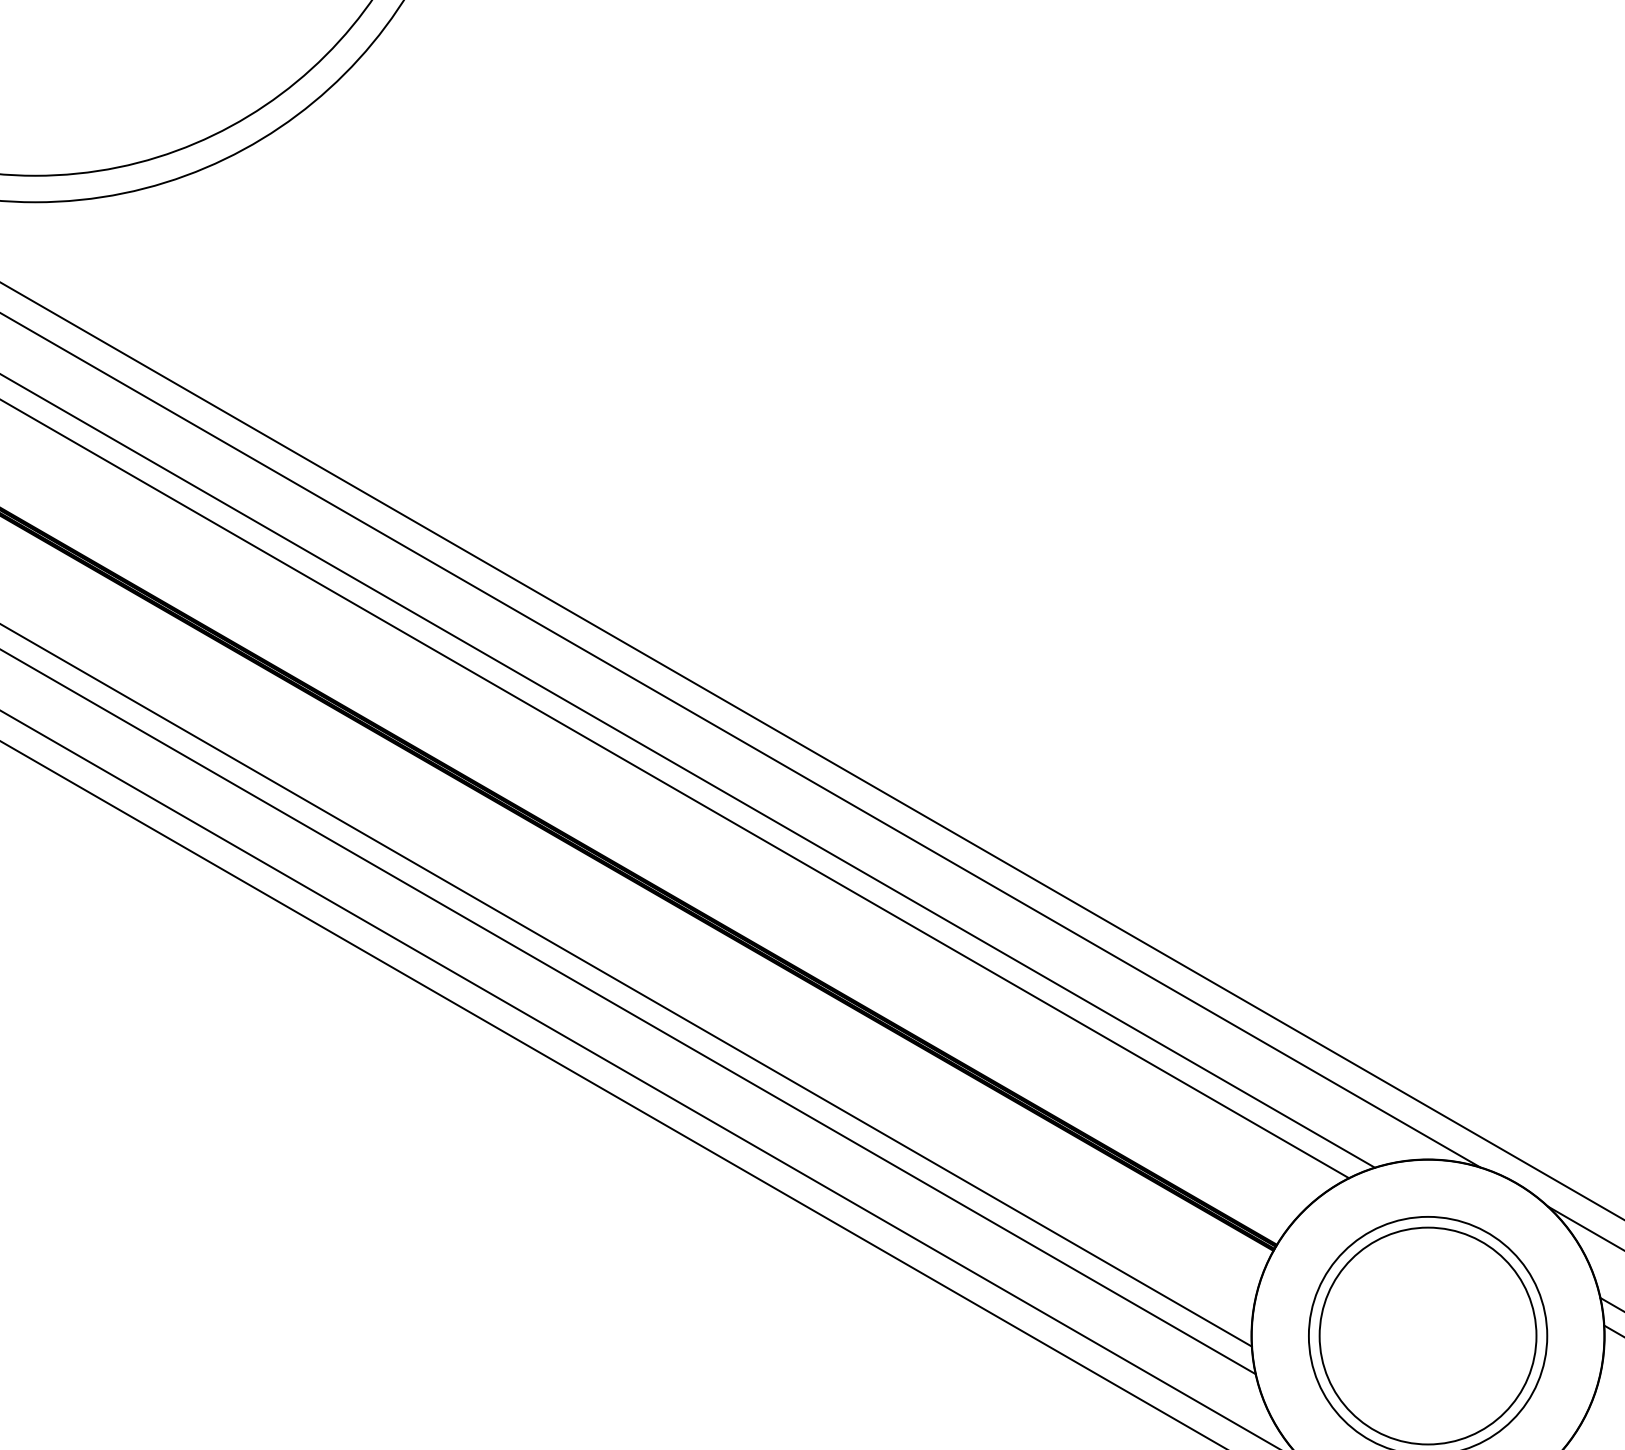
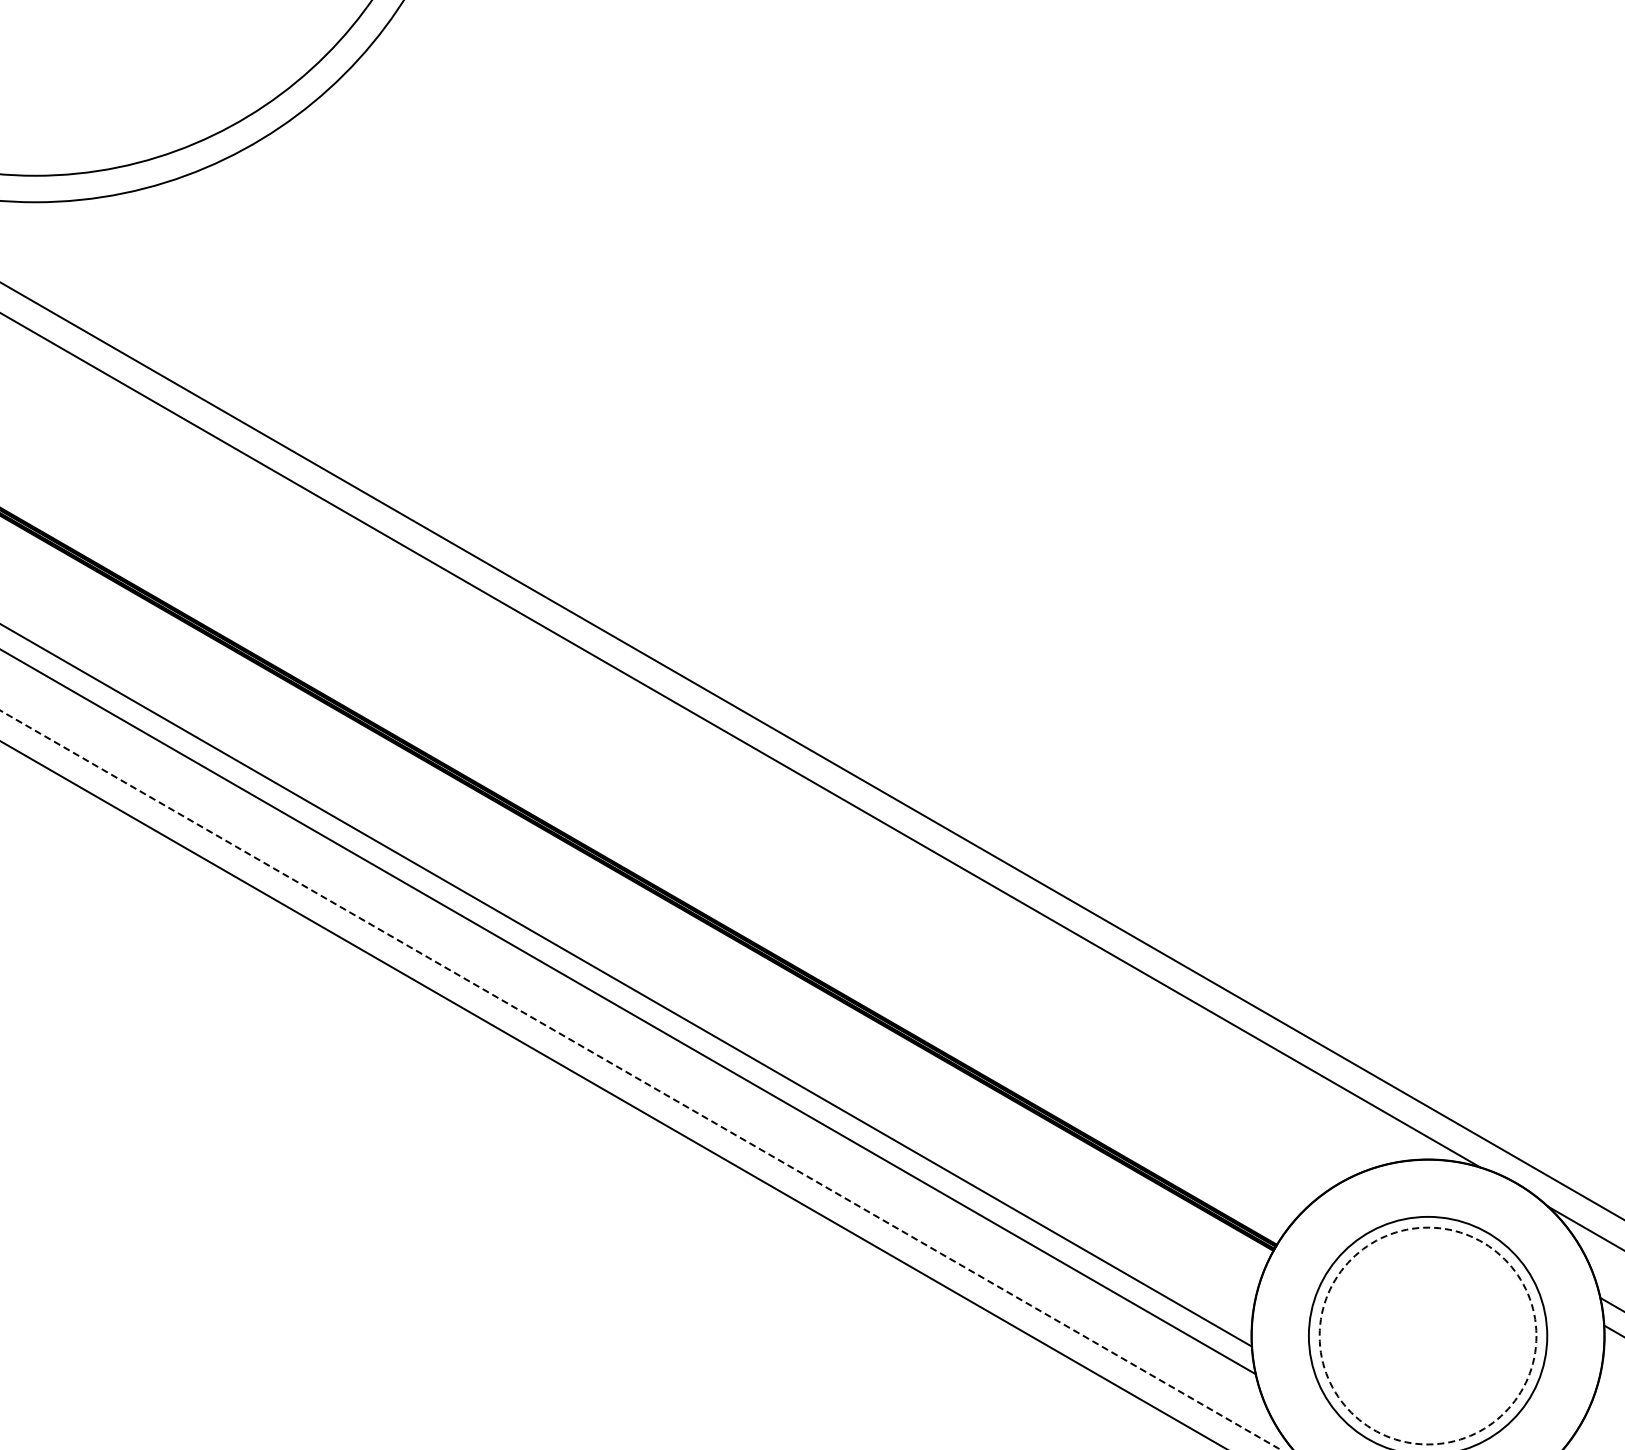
line: present -> none (688, 771)
line: present -> none (675, 789)
line: solid -> dashed (640, 1080)
circle: solid -> dashed (1427, 1335)
